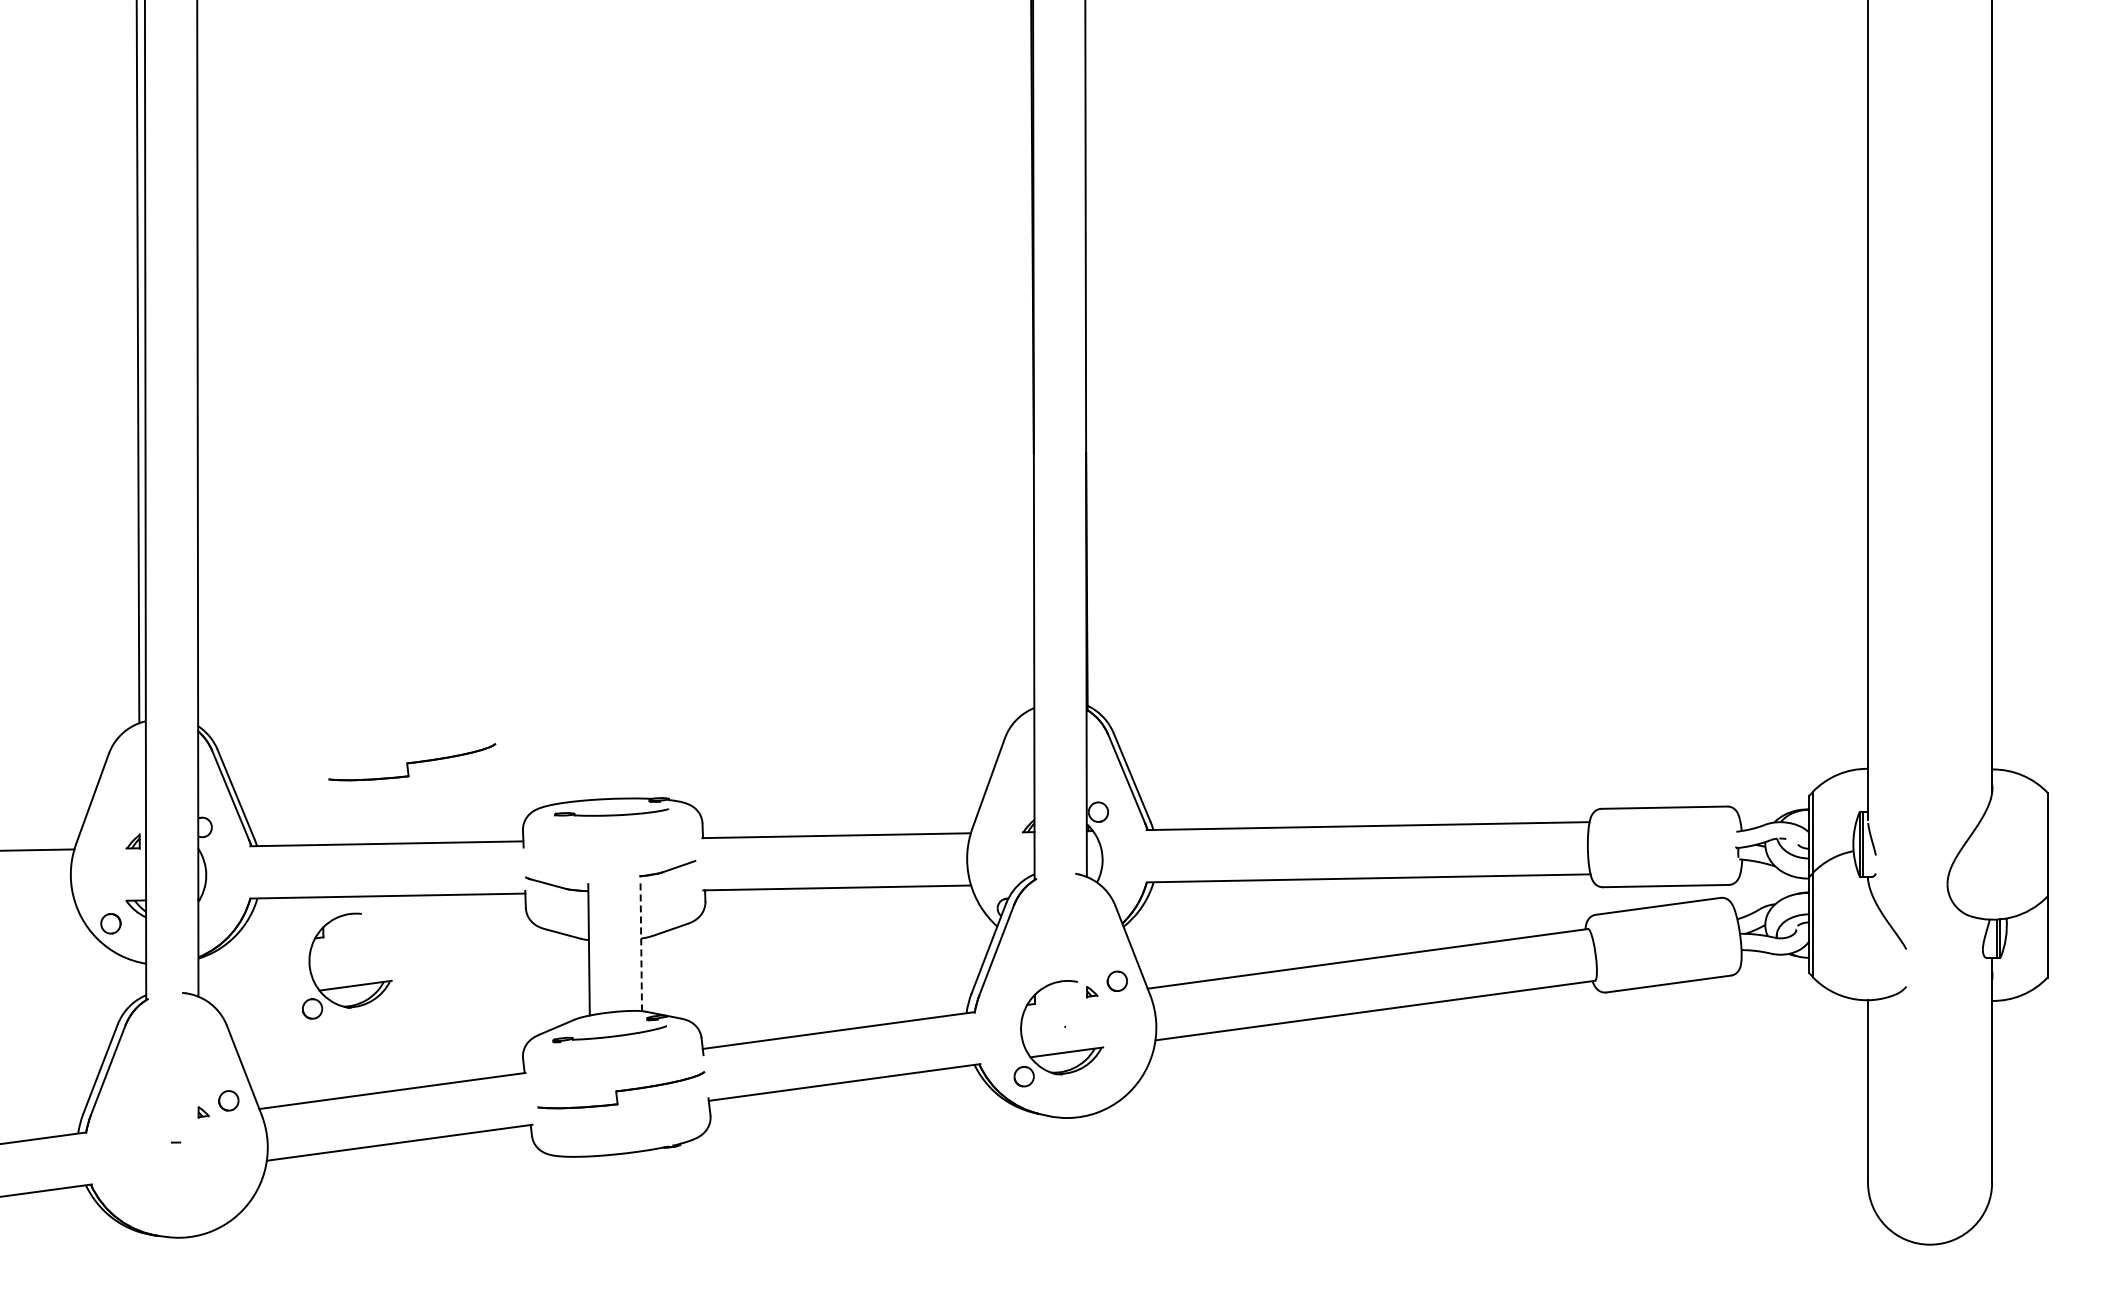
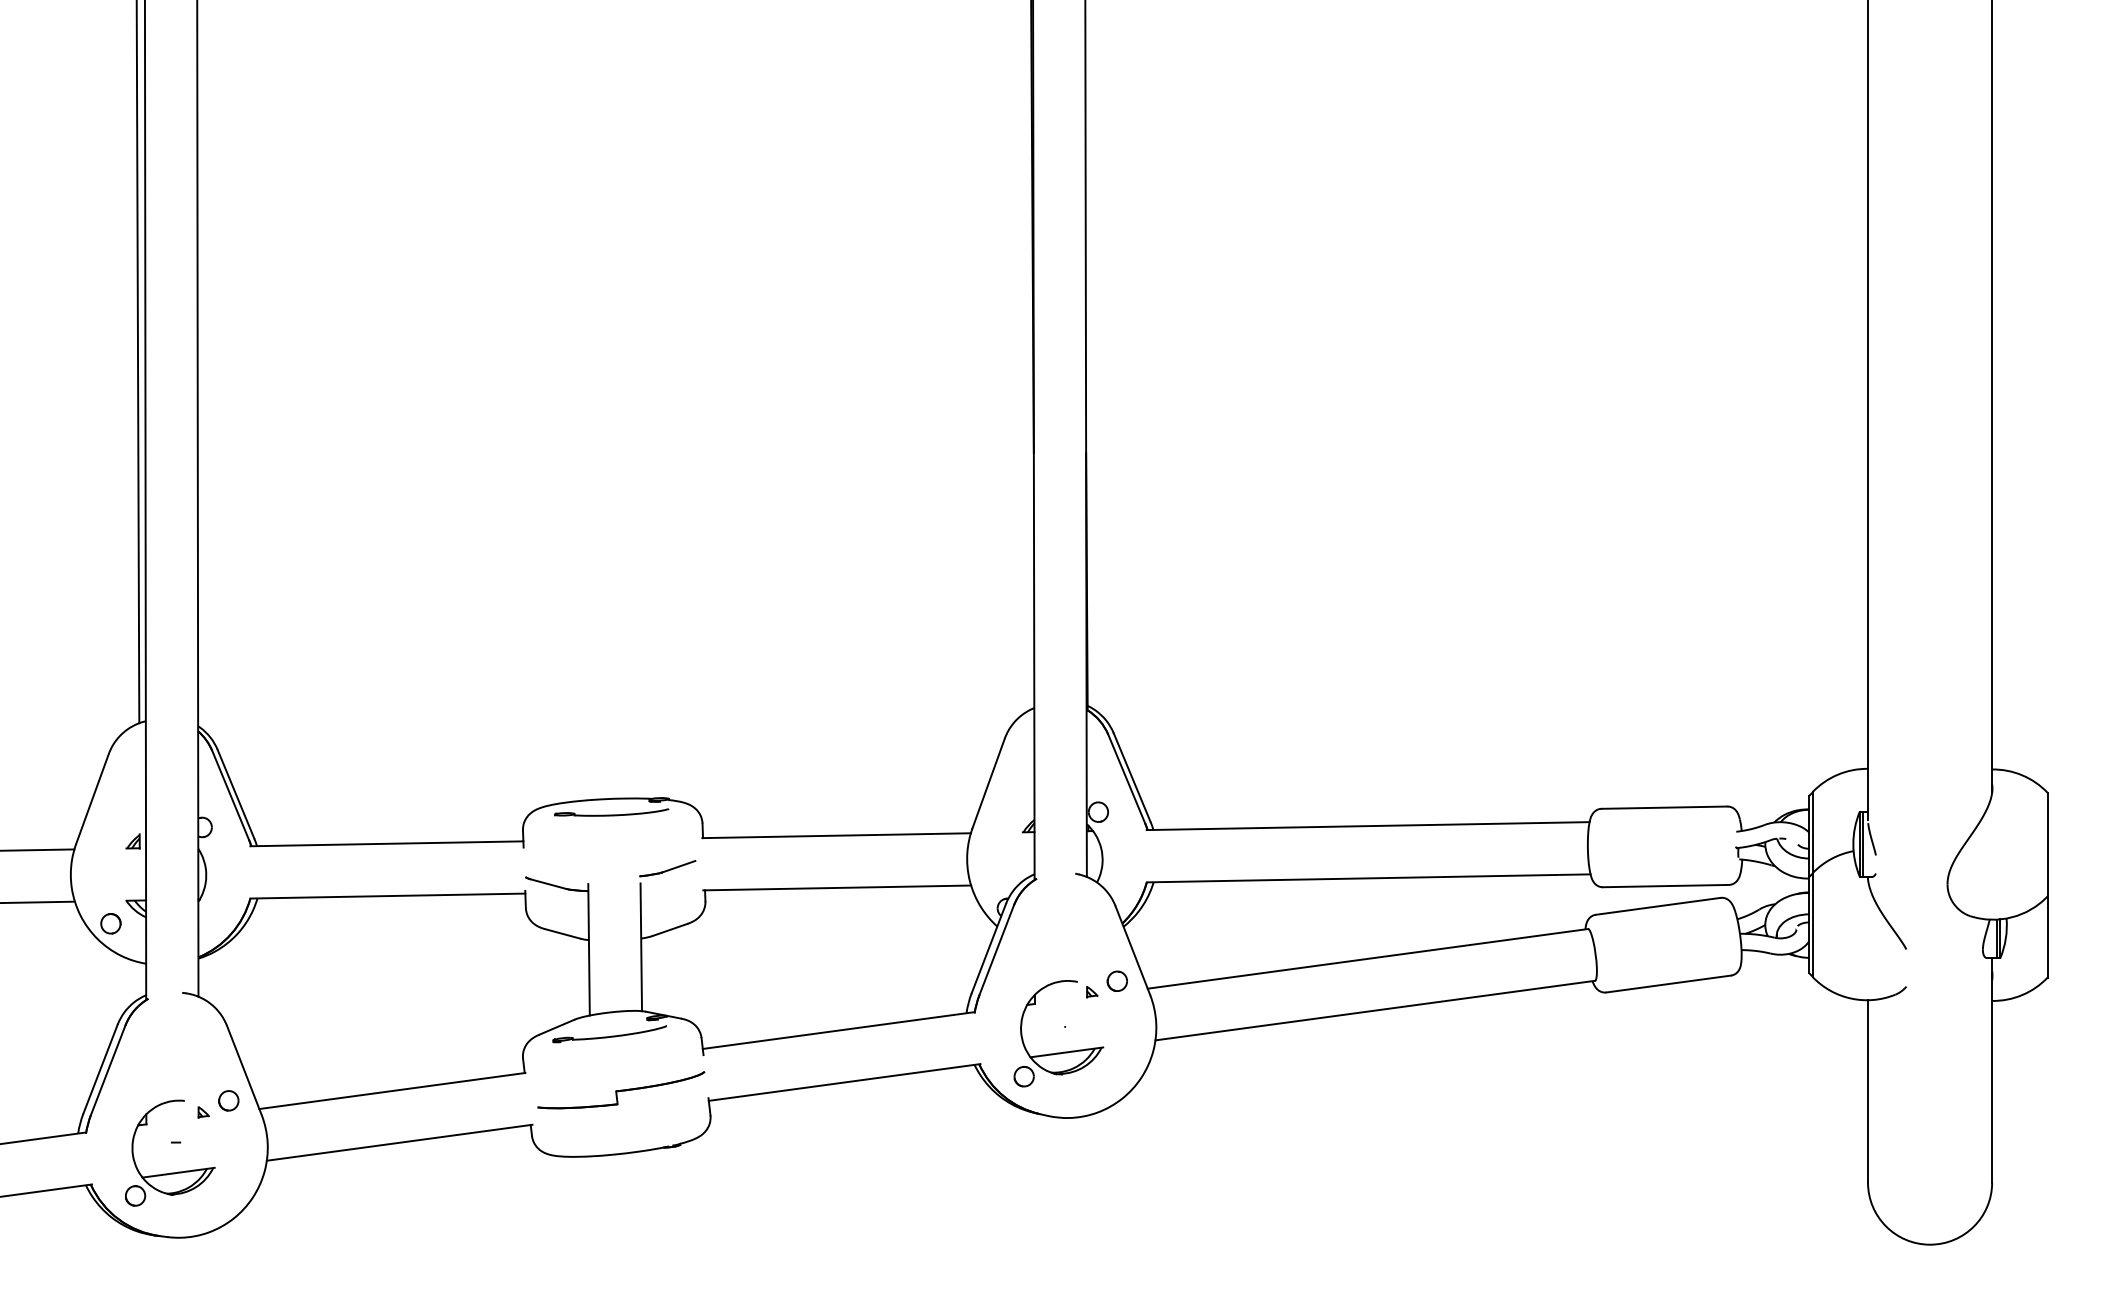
part: present -> none (412, 762)
line: none -> present (38, 902)
line: dashed -> solid (641, 947)
part position: (347, 985) -> (170, 1172) (170, 1172)
